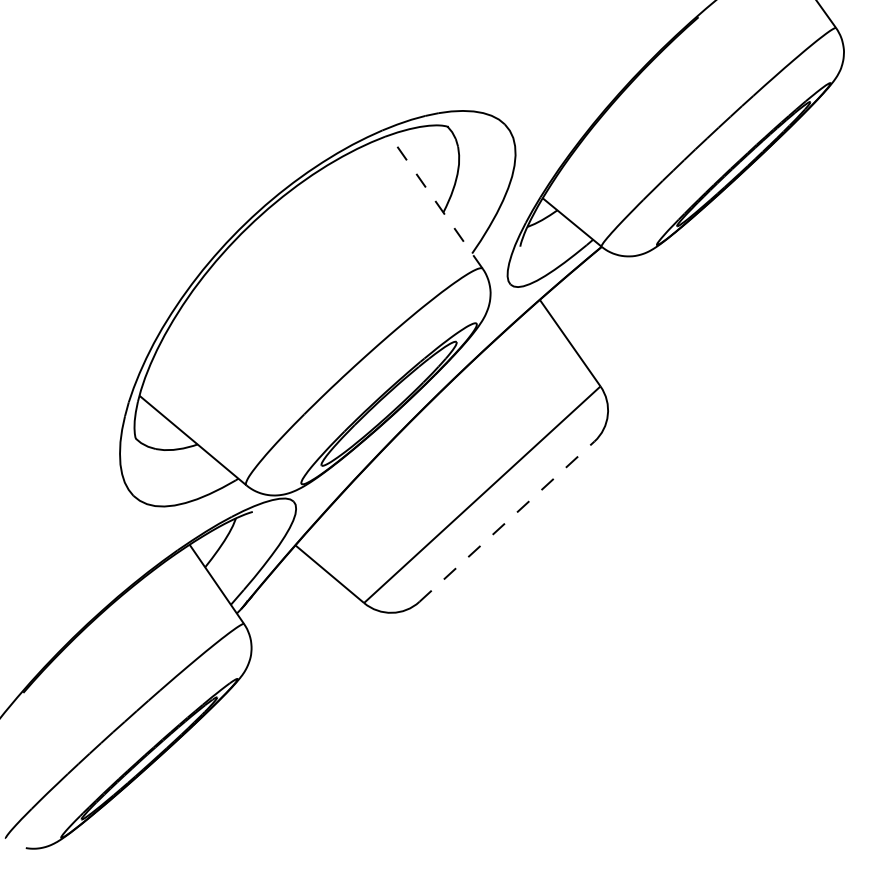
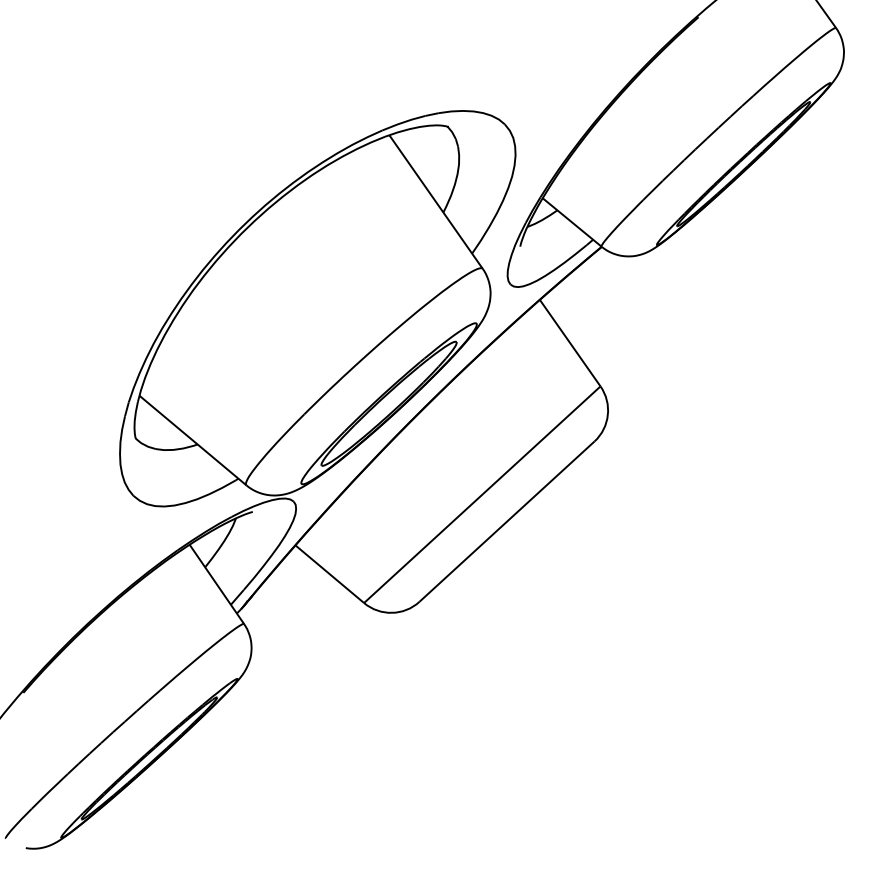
line: dashed -> solid (435, 201)
line: dashed -> solid (506, 521)
